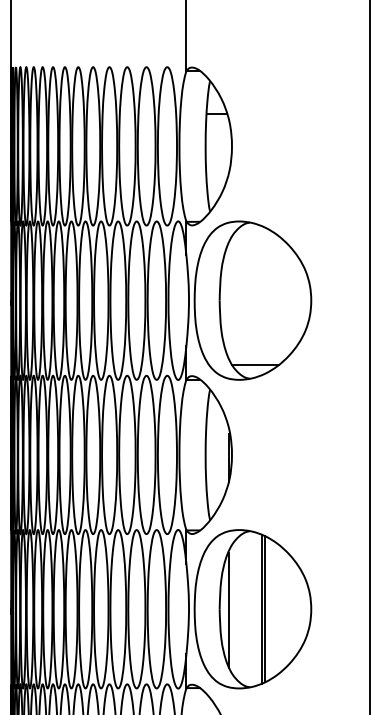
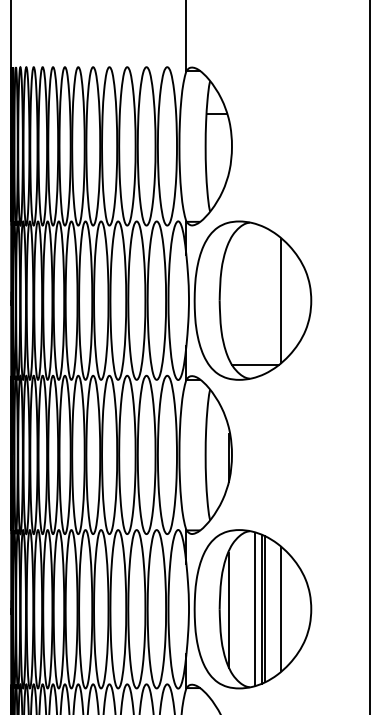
line: none -> present (281, 300)
line: none -> present (255, 608)
line: none -> present (281, 609)
